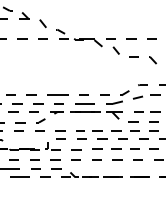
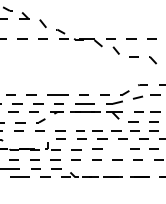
line: present -> none (116, 148)
